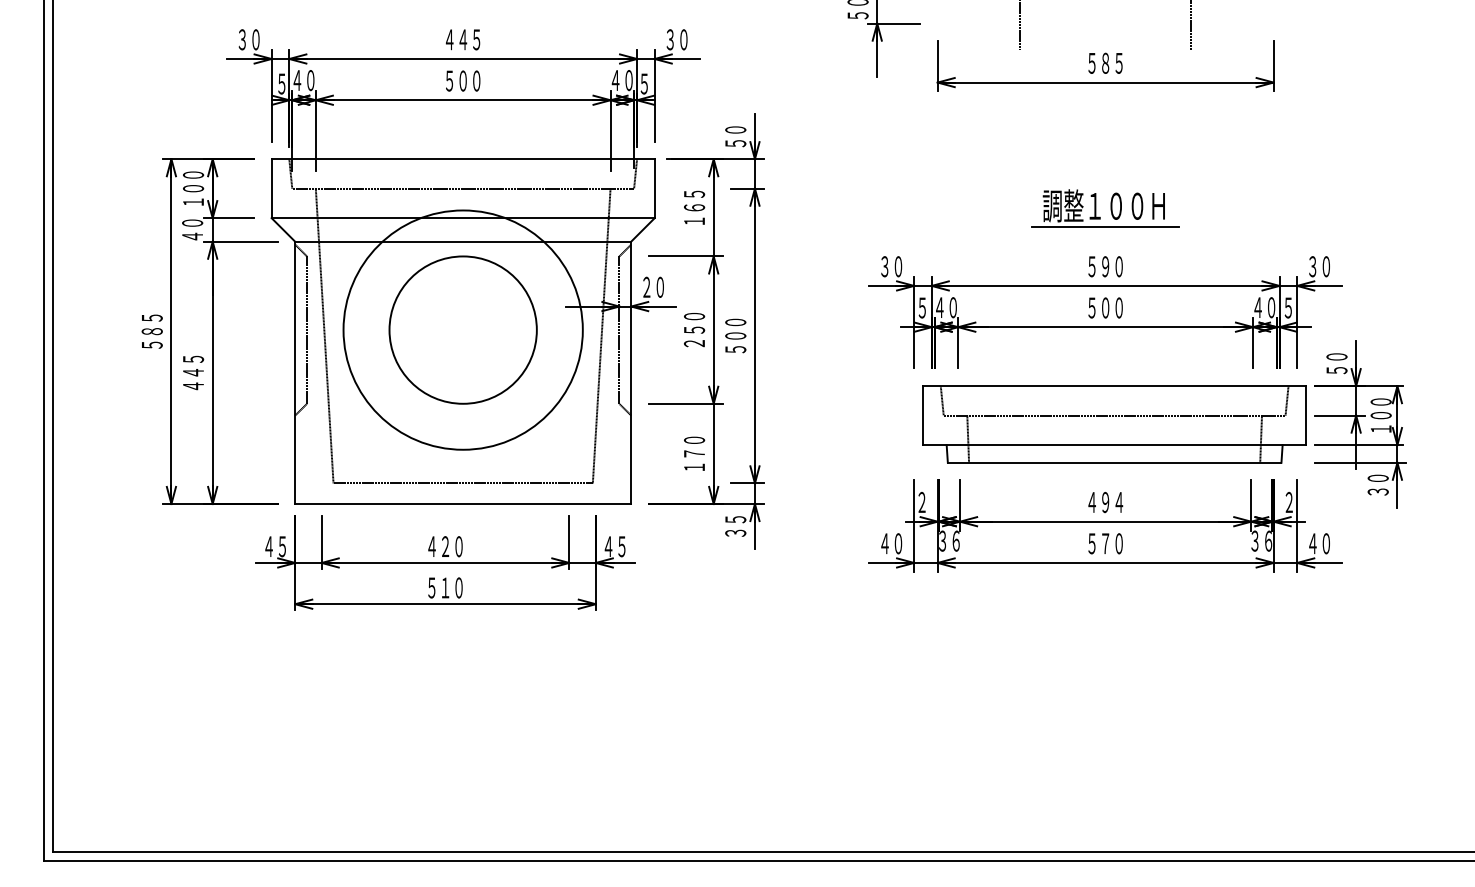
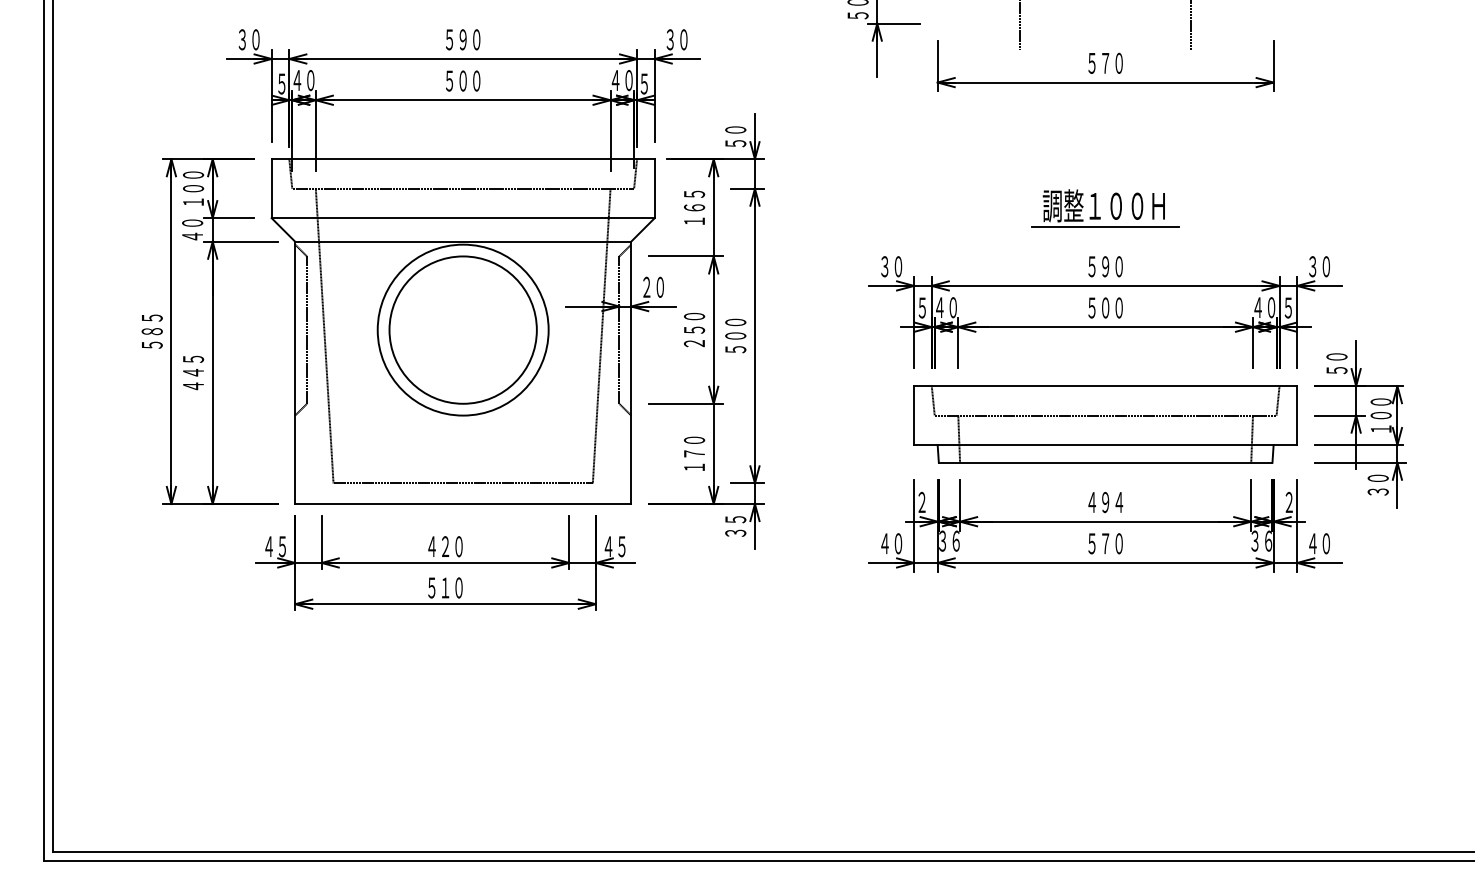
text: ４４５ -> ５９０ (462, 39)
text: ５８５ -> ５７０ (1112, 62)
circle diameter: 239 px -> 171 px (462, 329)
part position: (1114, 424) -> (1105, 424) (1105, 424)
